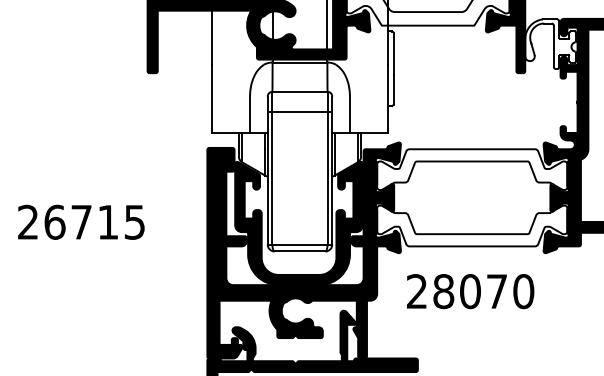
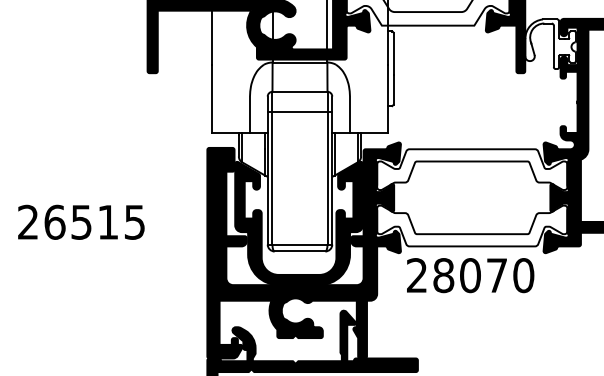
text: 26715 -> 26515 (81, 222)
text position: (470, 291) -> (470, 275) (470, 275)
